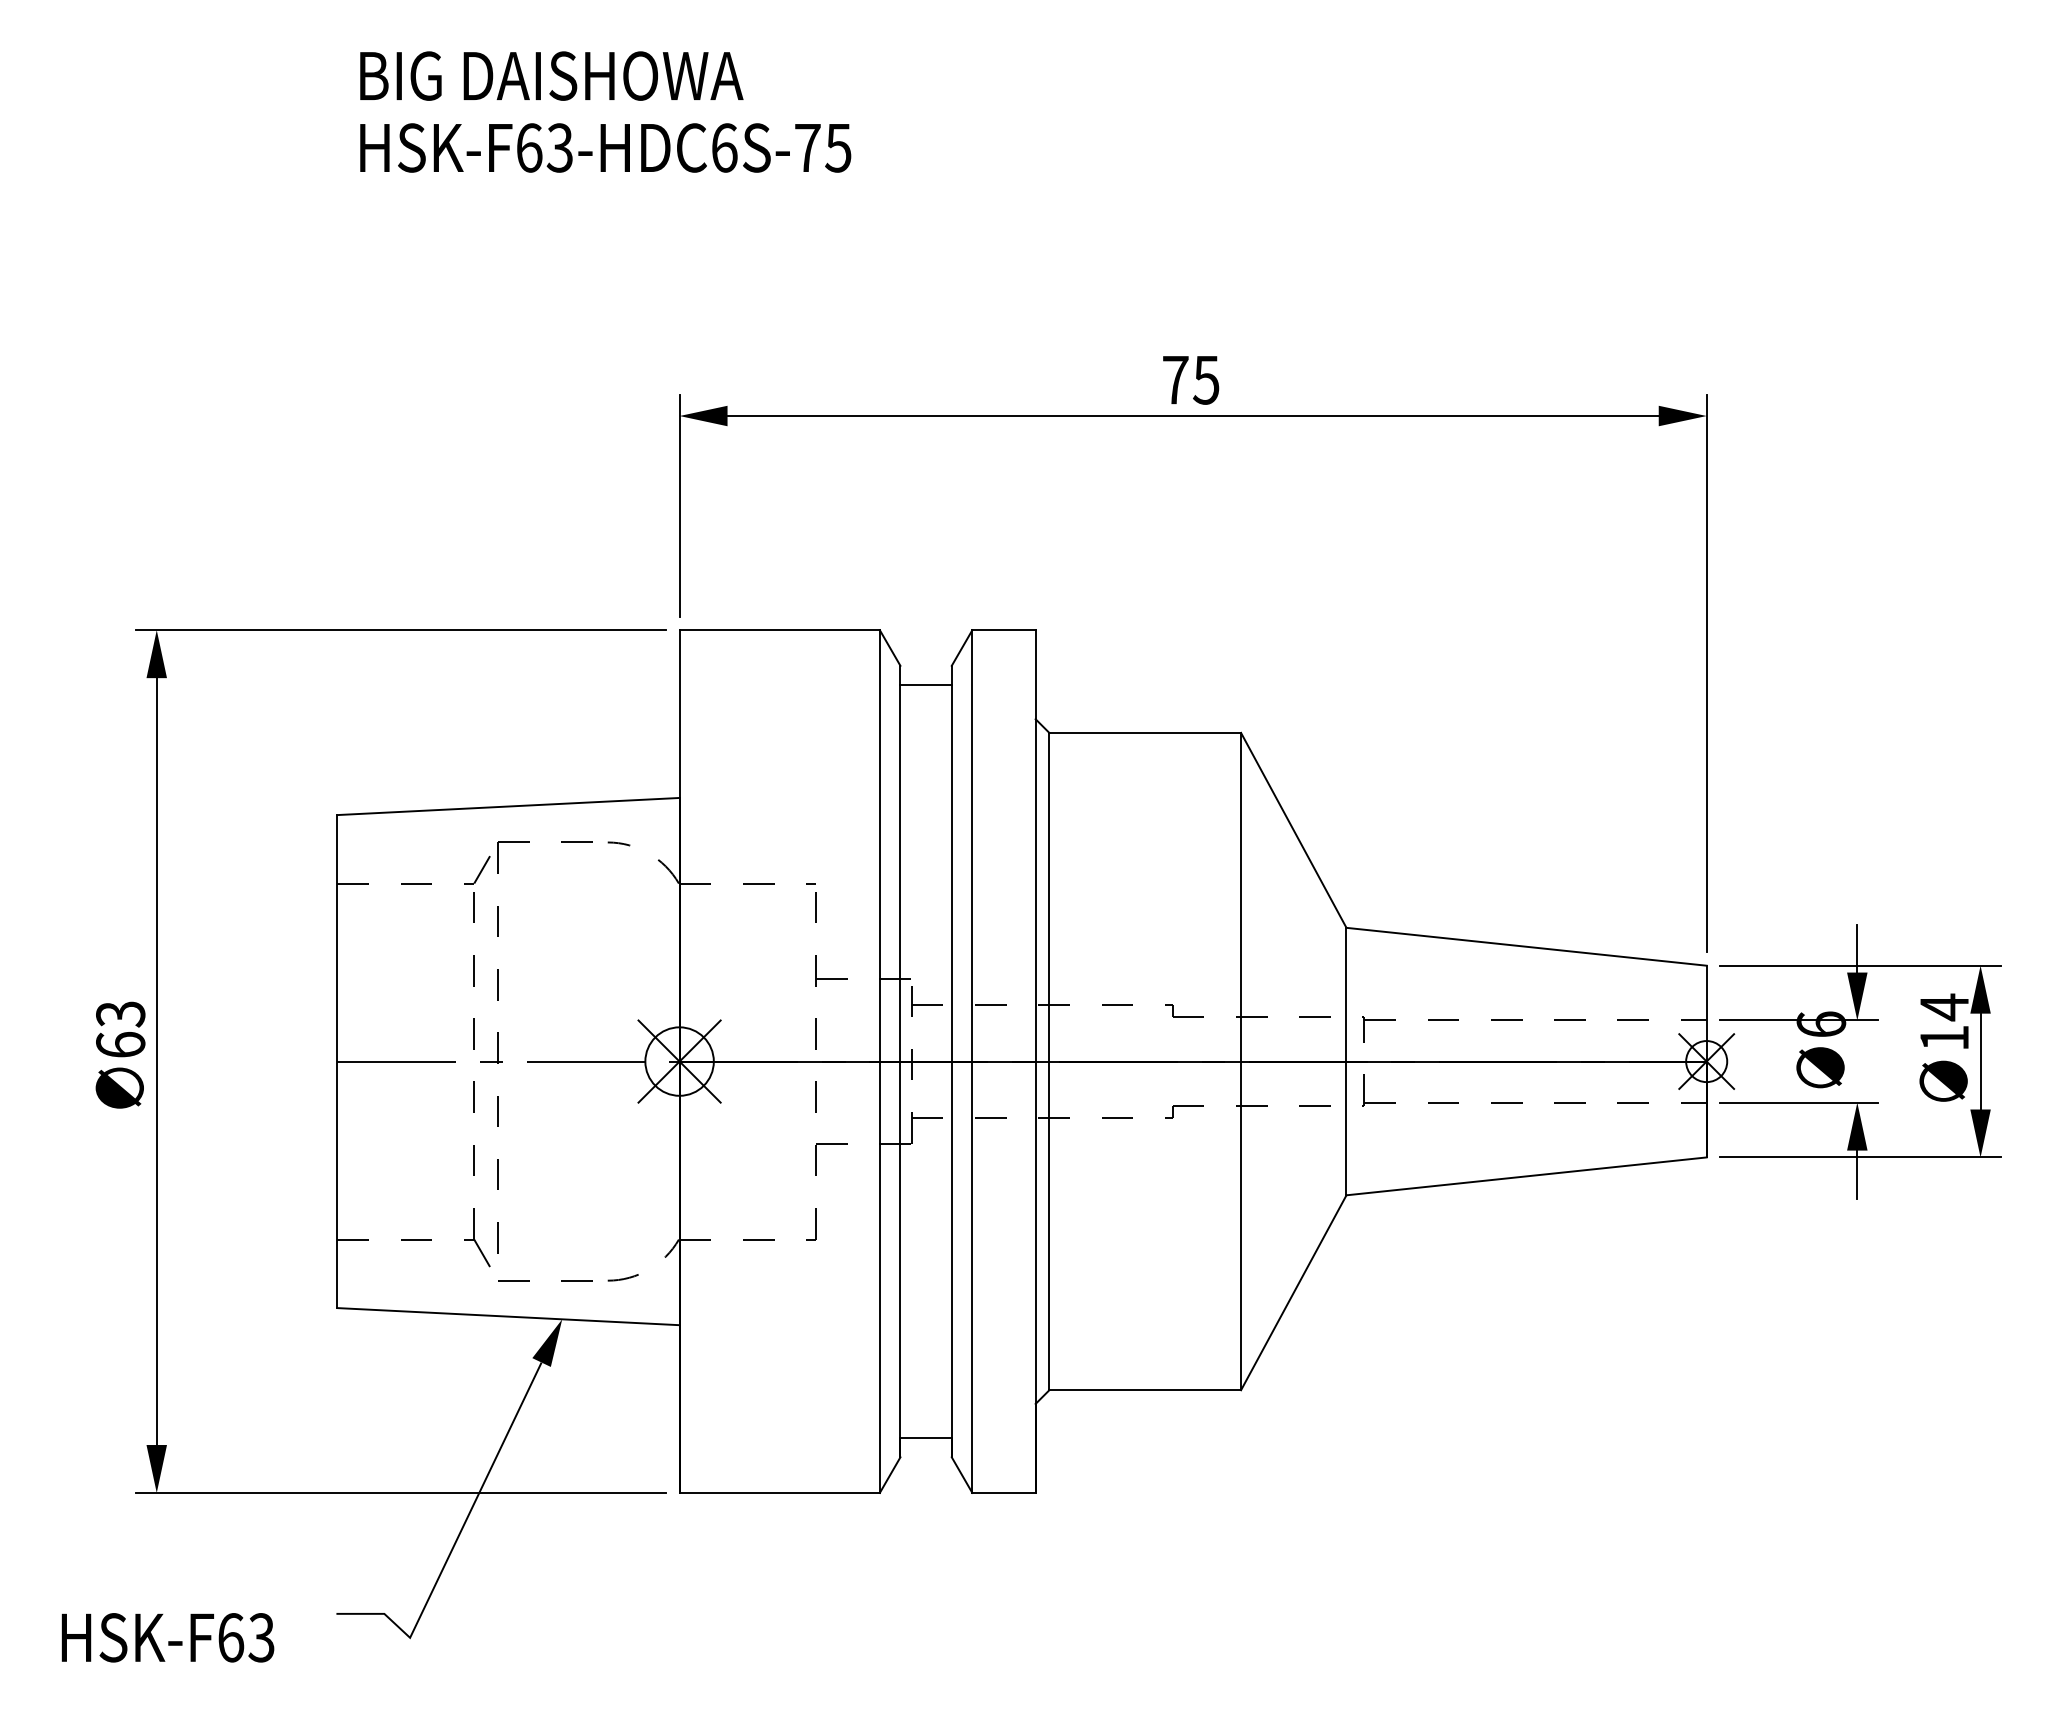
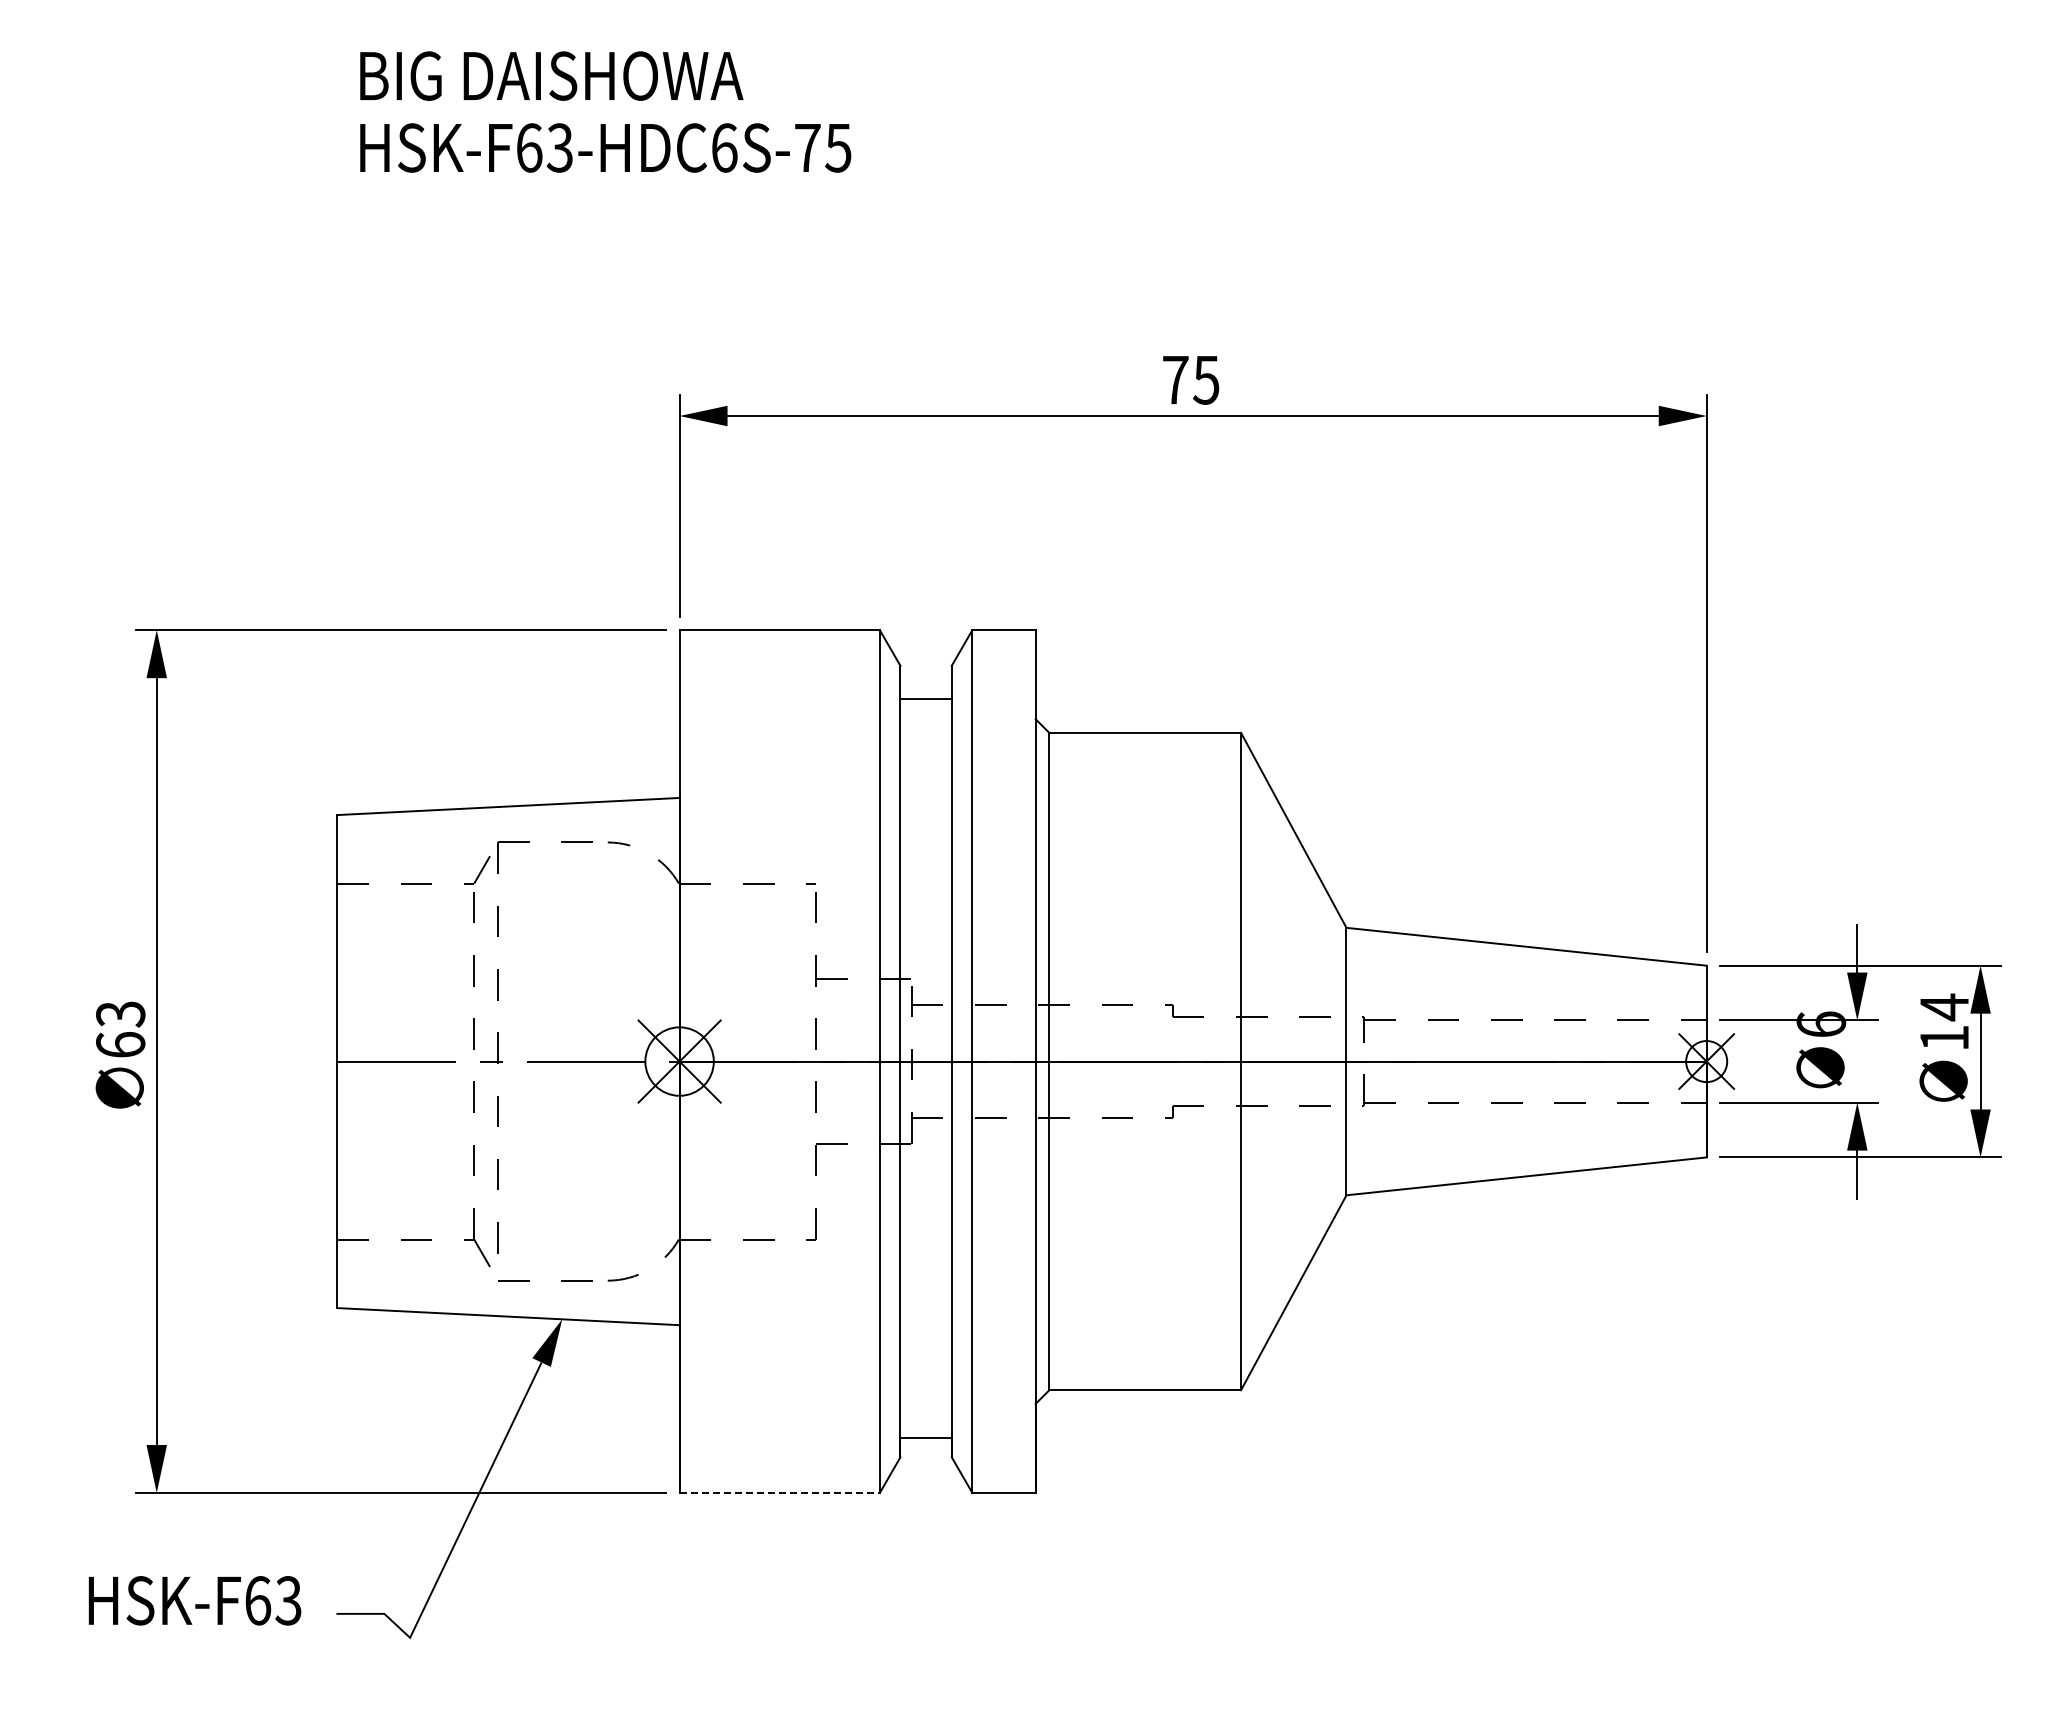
line position: (925, 684) -> (925, 698) (925, 698)
line: solid -> dashed (780, 1492)
text position: (167, 1637) -> (194, 1600) (194, 1600)
